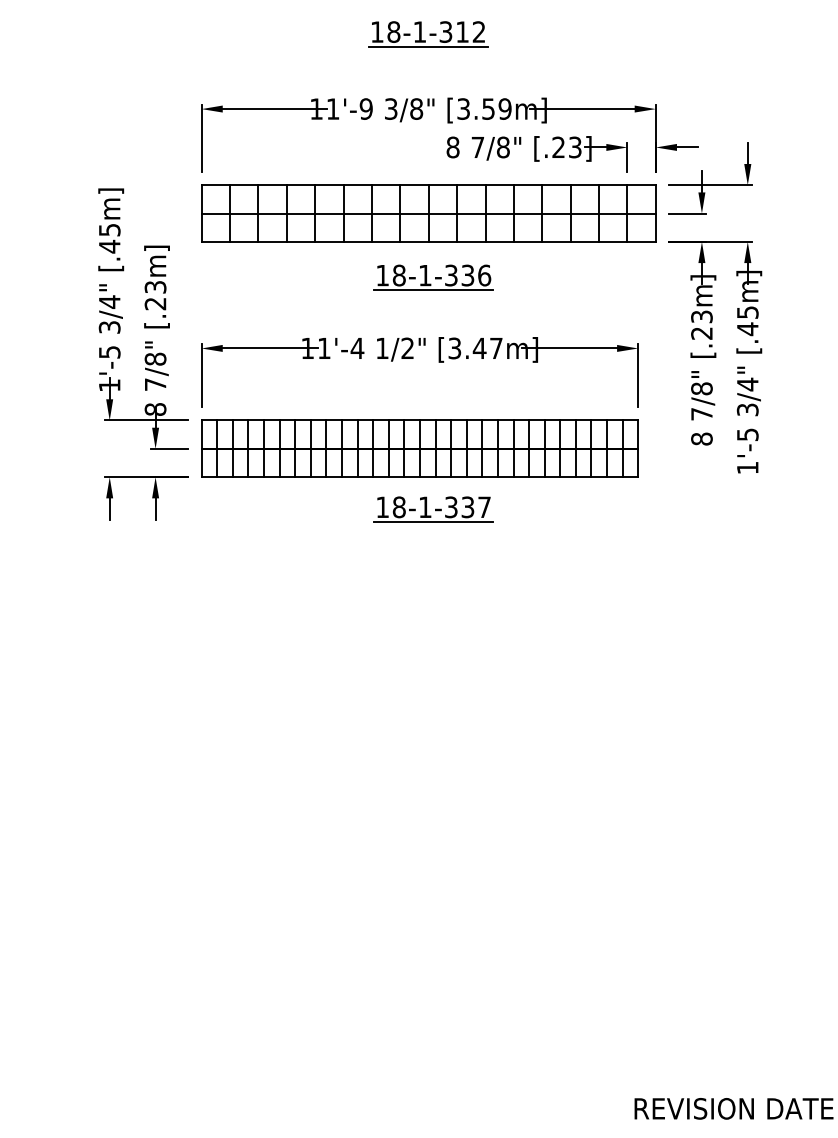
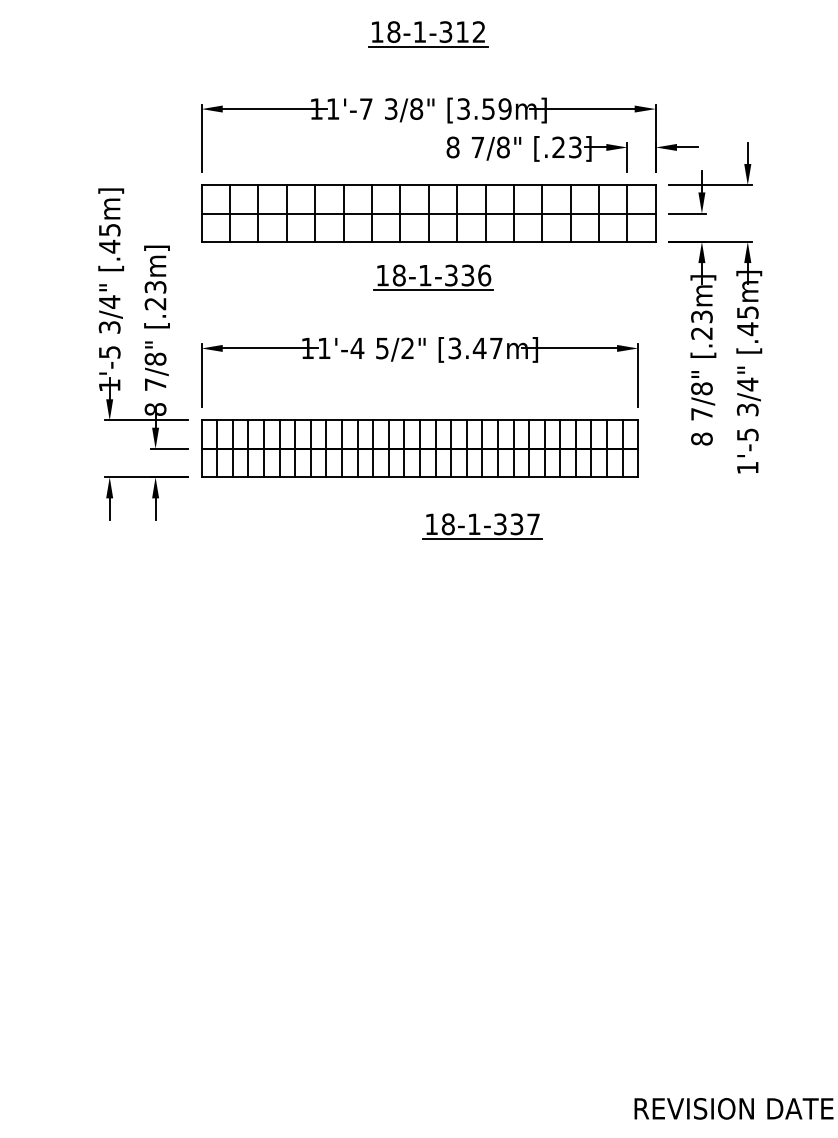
text: 11'-9 -> 11'-7 (365, 108)
text: 1/2" -> 5/2" (382, 348)
part position: (433, 509) -> (482, 526) (482, 526)
